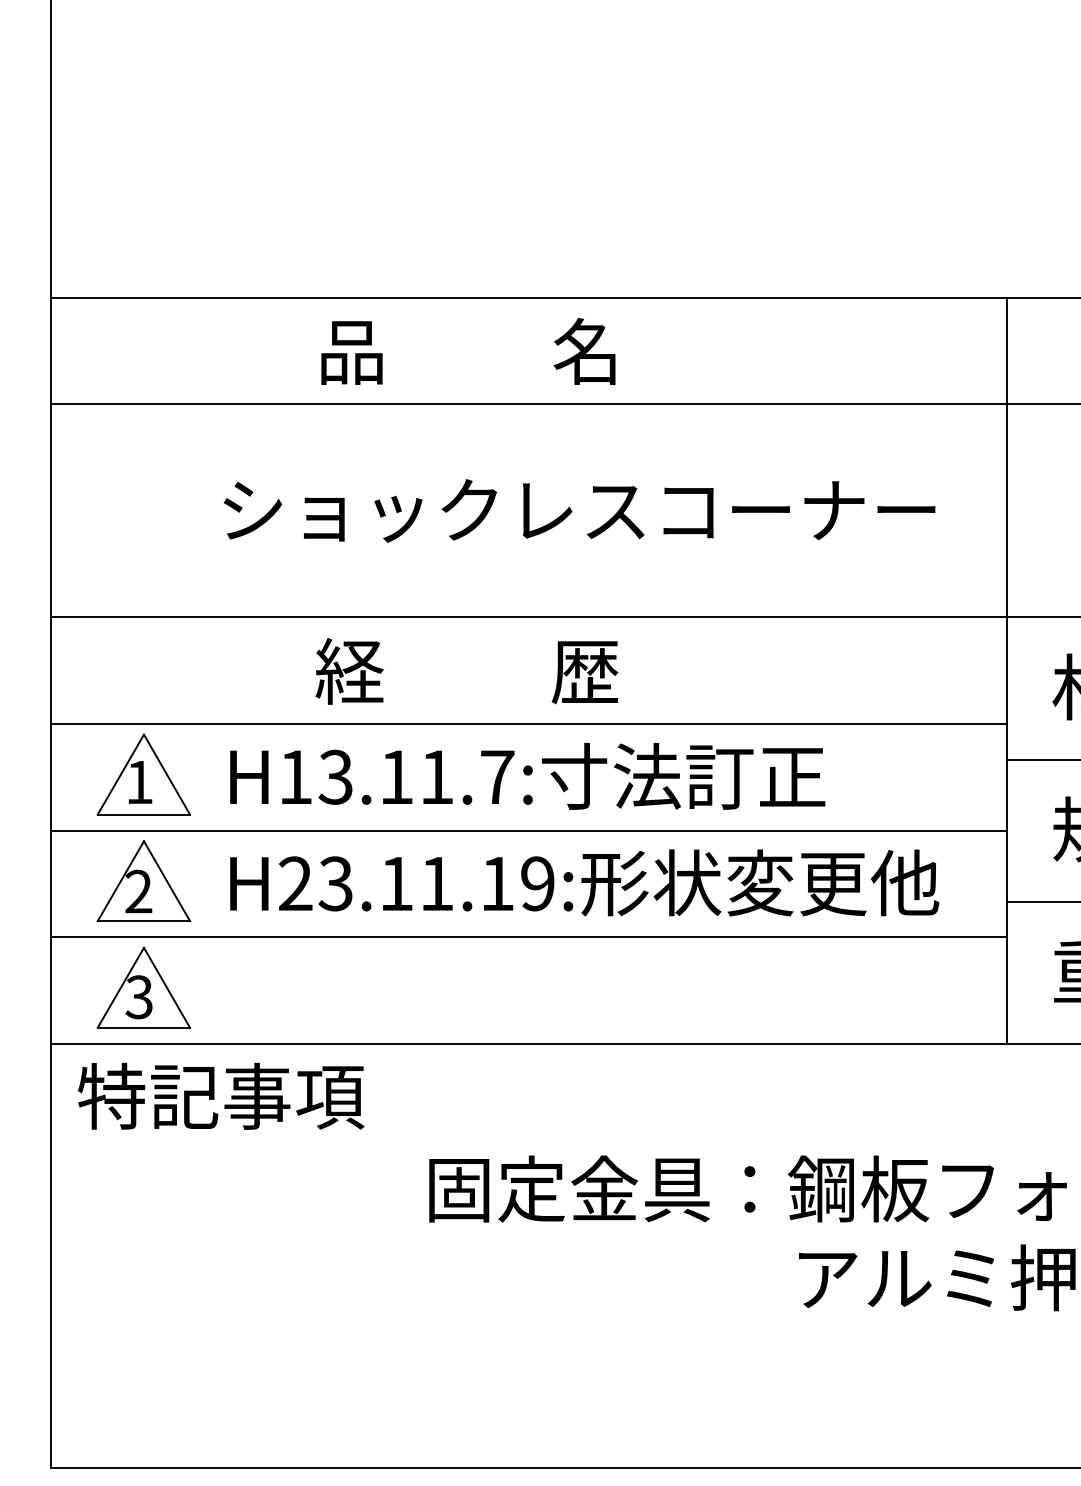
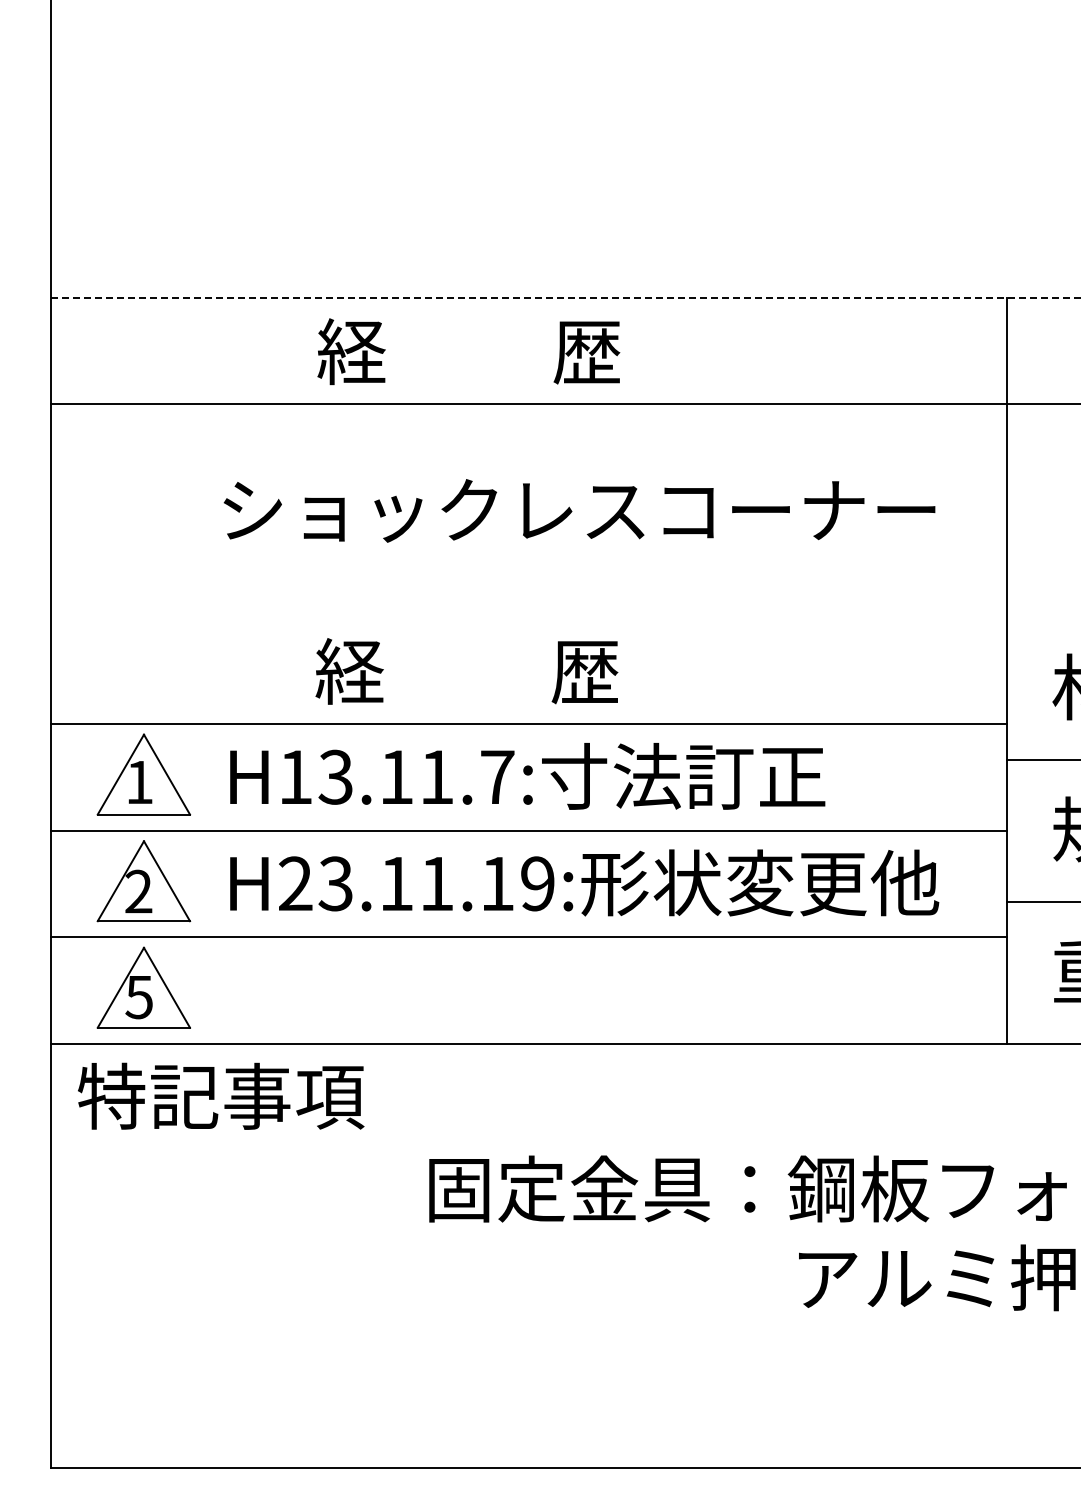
line: solid -> dashed (565, 297)
text: 品          名 -> 経          歴 (468, 351)
line: present -> none (563, 617)
text: 3 -> 5 (138, 996)
